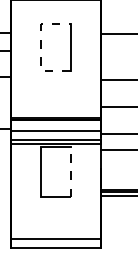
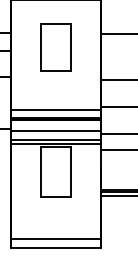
line: dashed -> solid (41, 47)
line: none -> present (55, 109)
line: dashed -> solid (70, 171)
